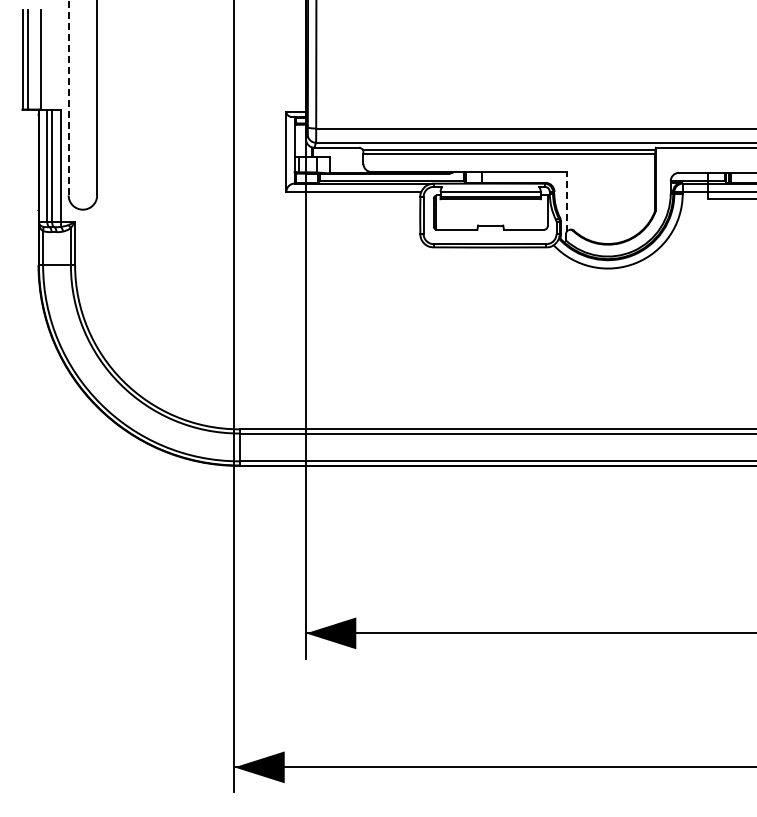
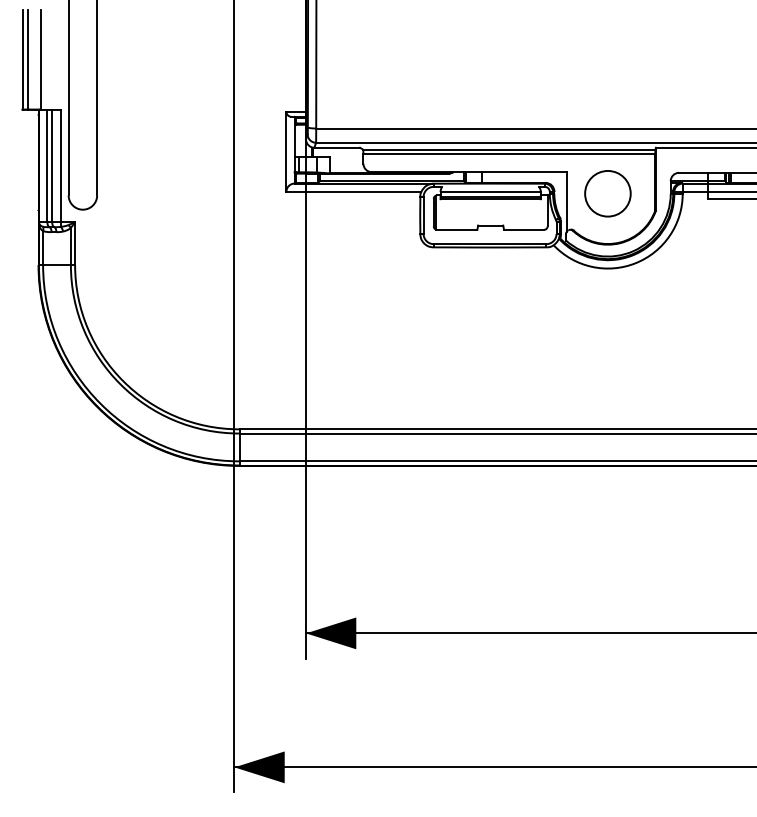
line: dashed -> solid (68, 97)
circle: none -> present (607, 193)
line: dashed -> solid (566, 201)
